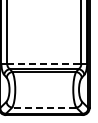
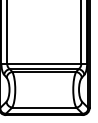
line: dashed -> solid (44, 63)
line: dashed -> solid (43, 107)
